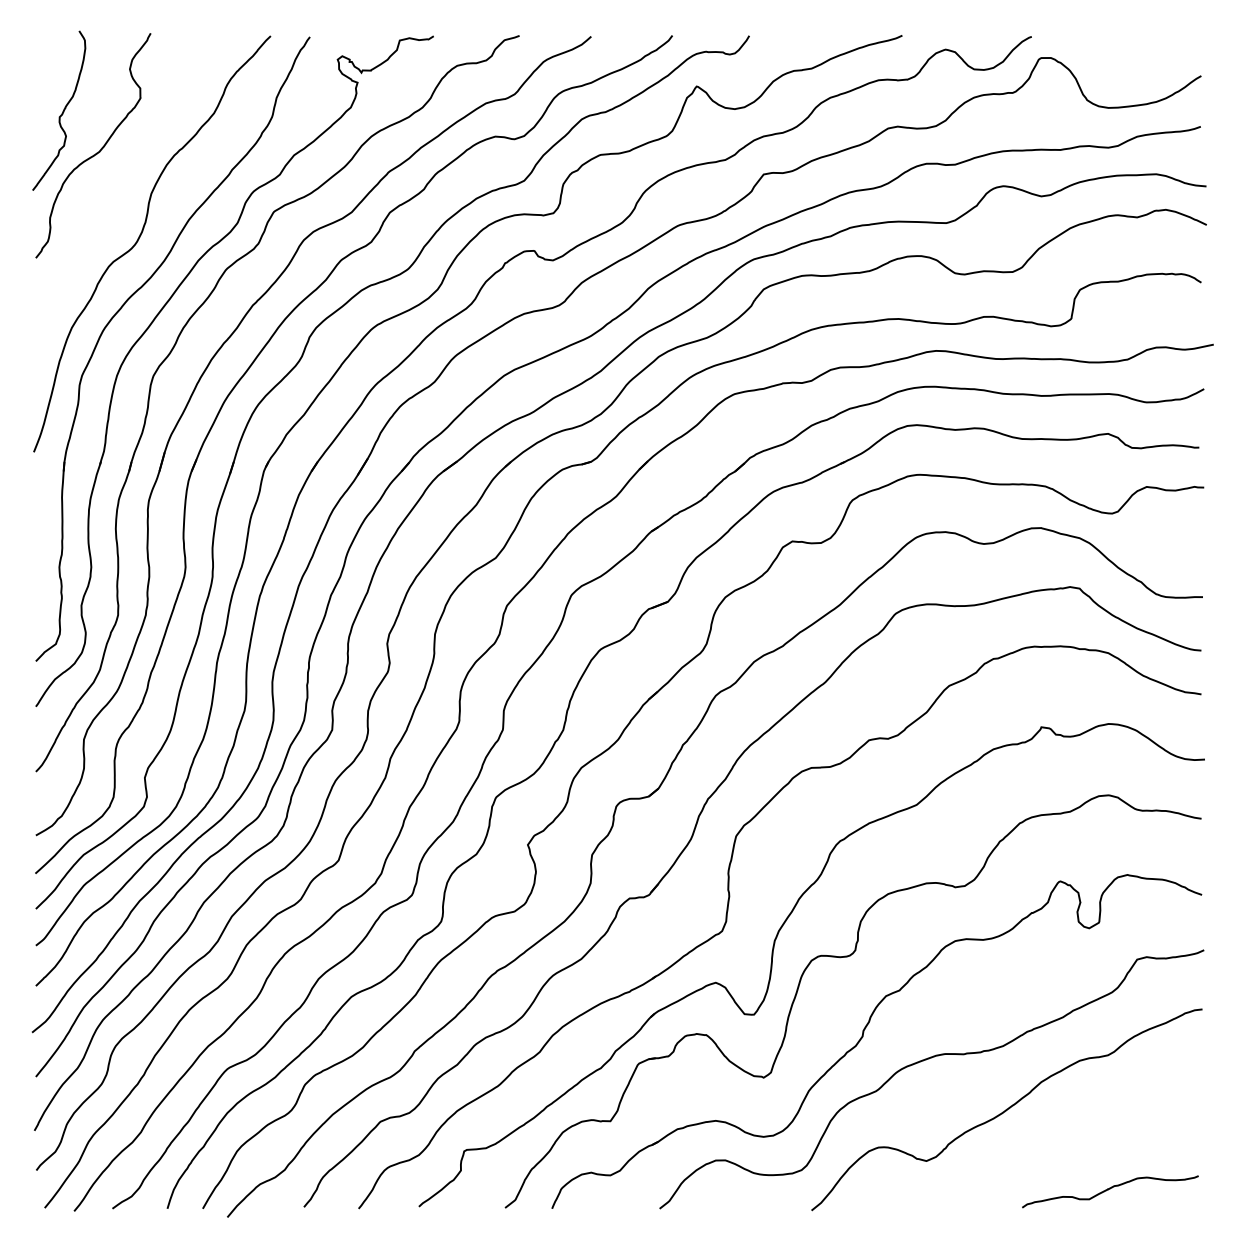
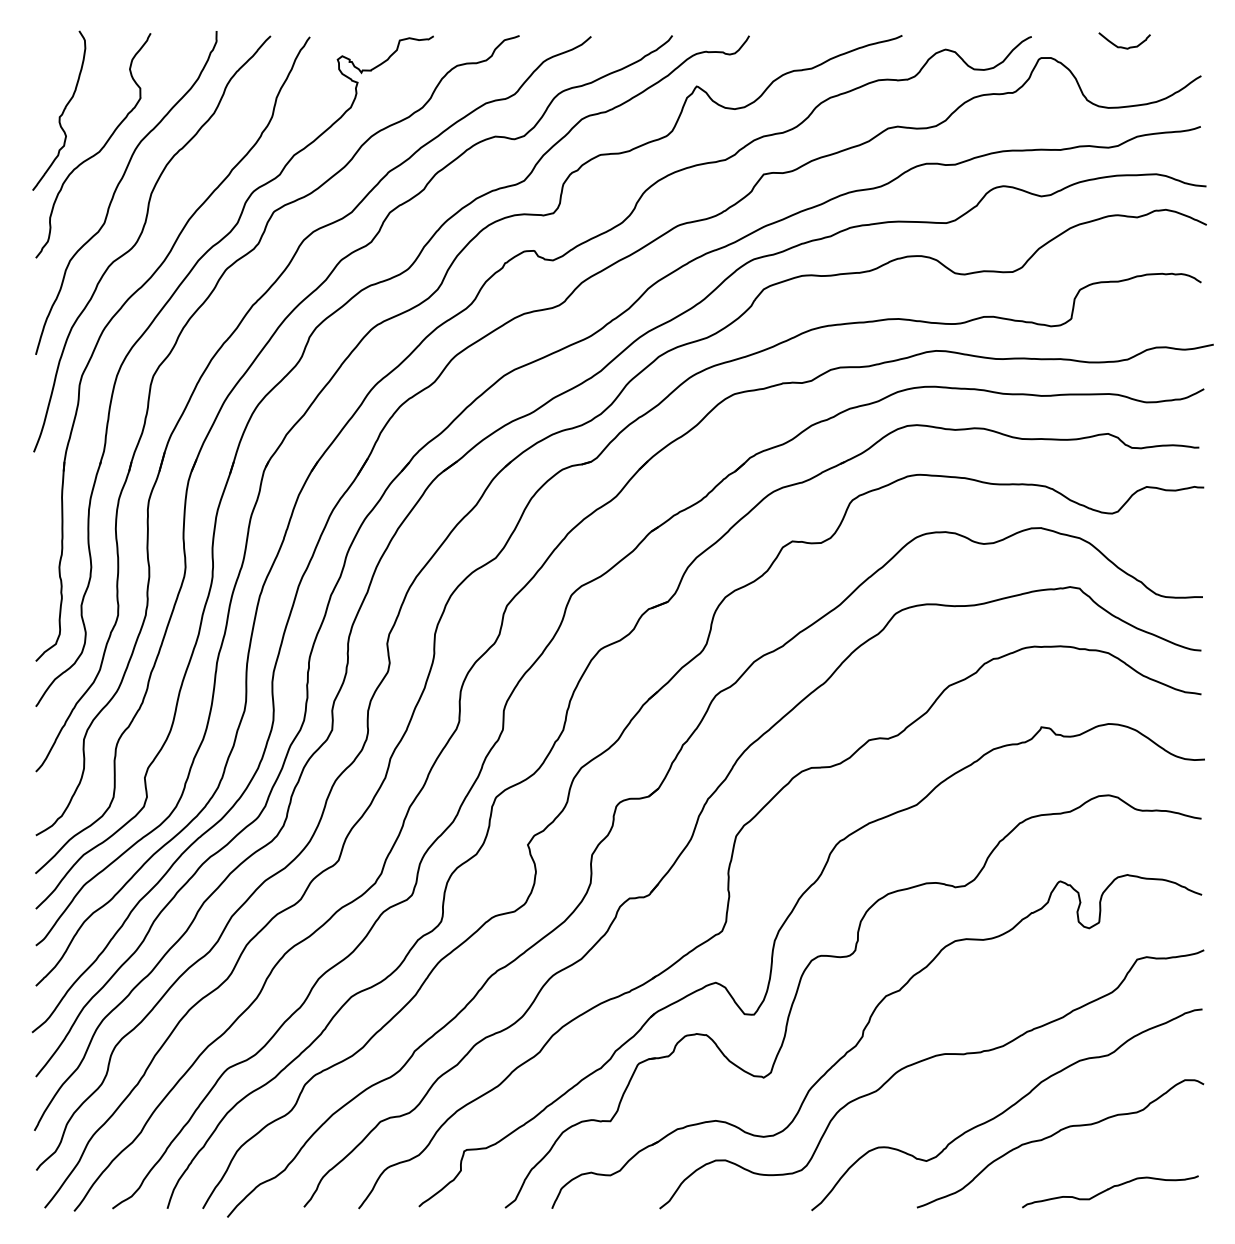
curve: none -> present (1122, 46)
curve: none -> present (117, 188)
curve: none -> present (1054, 1135)
